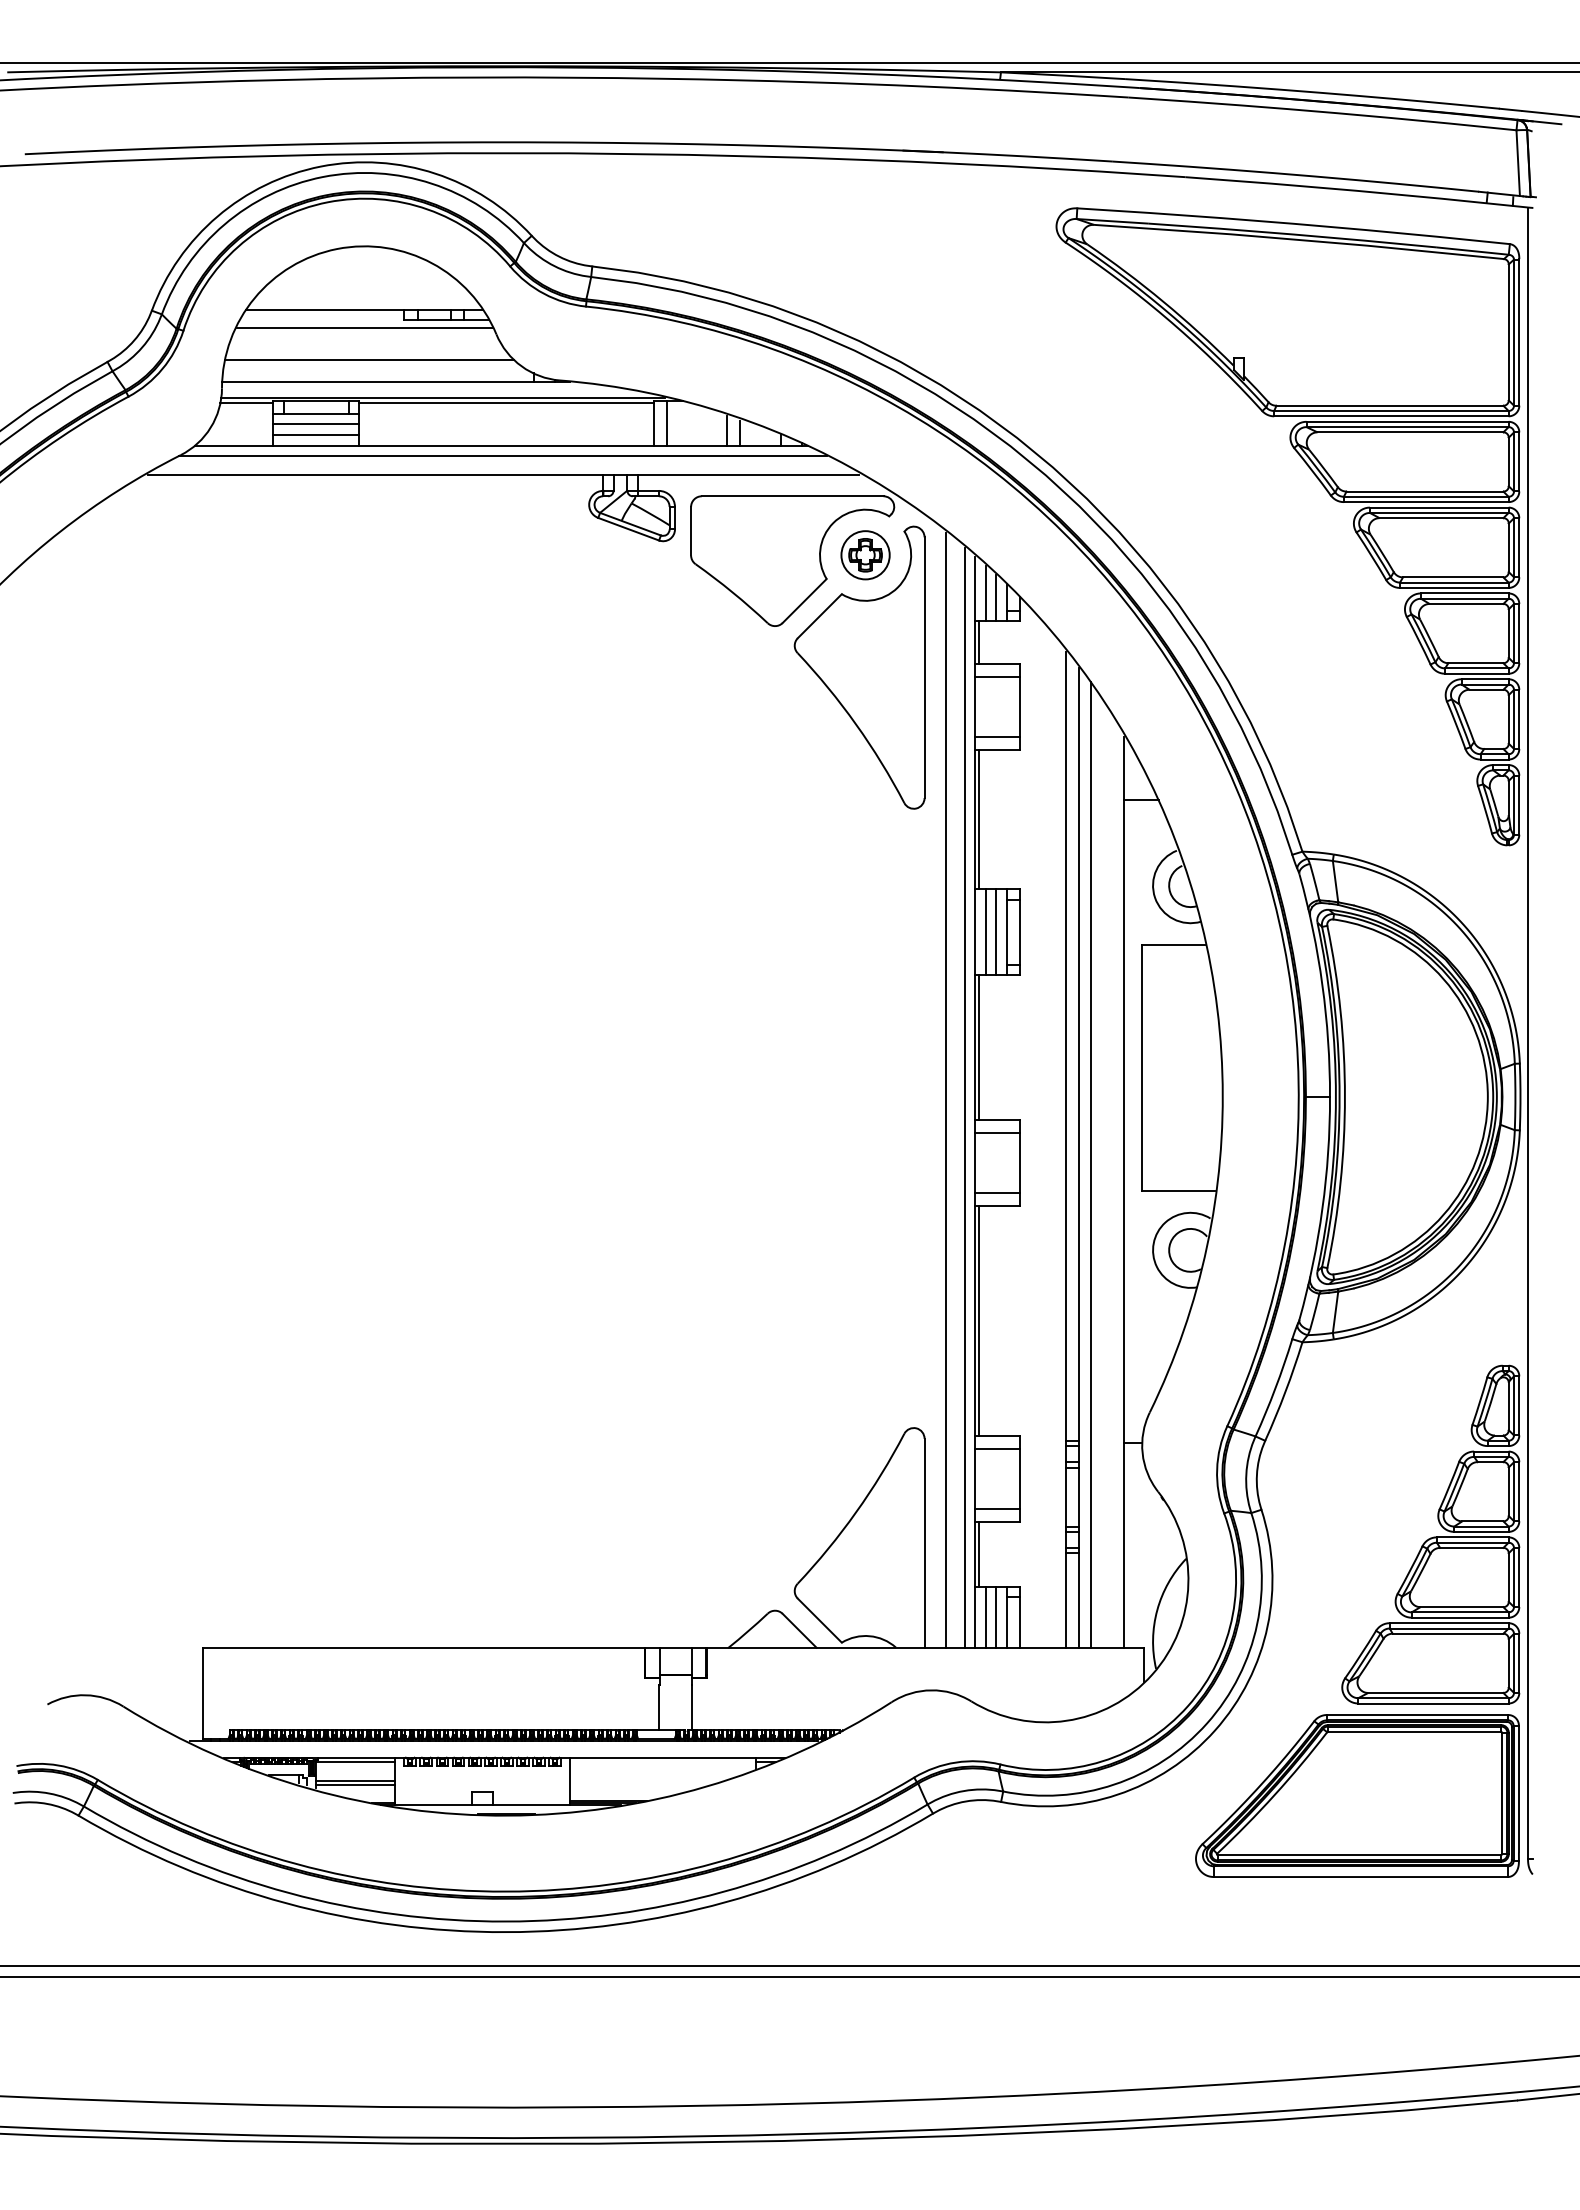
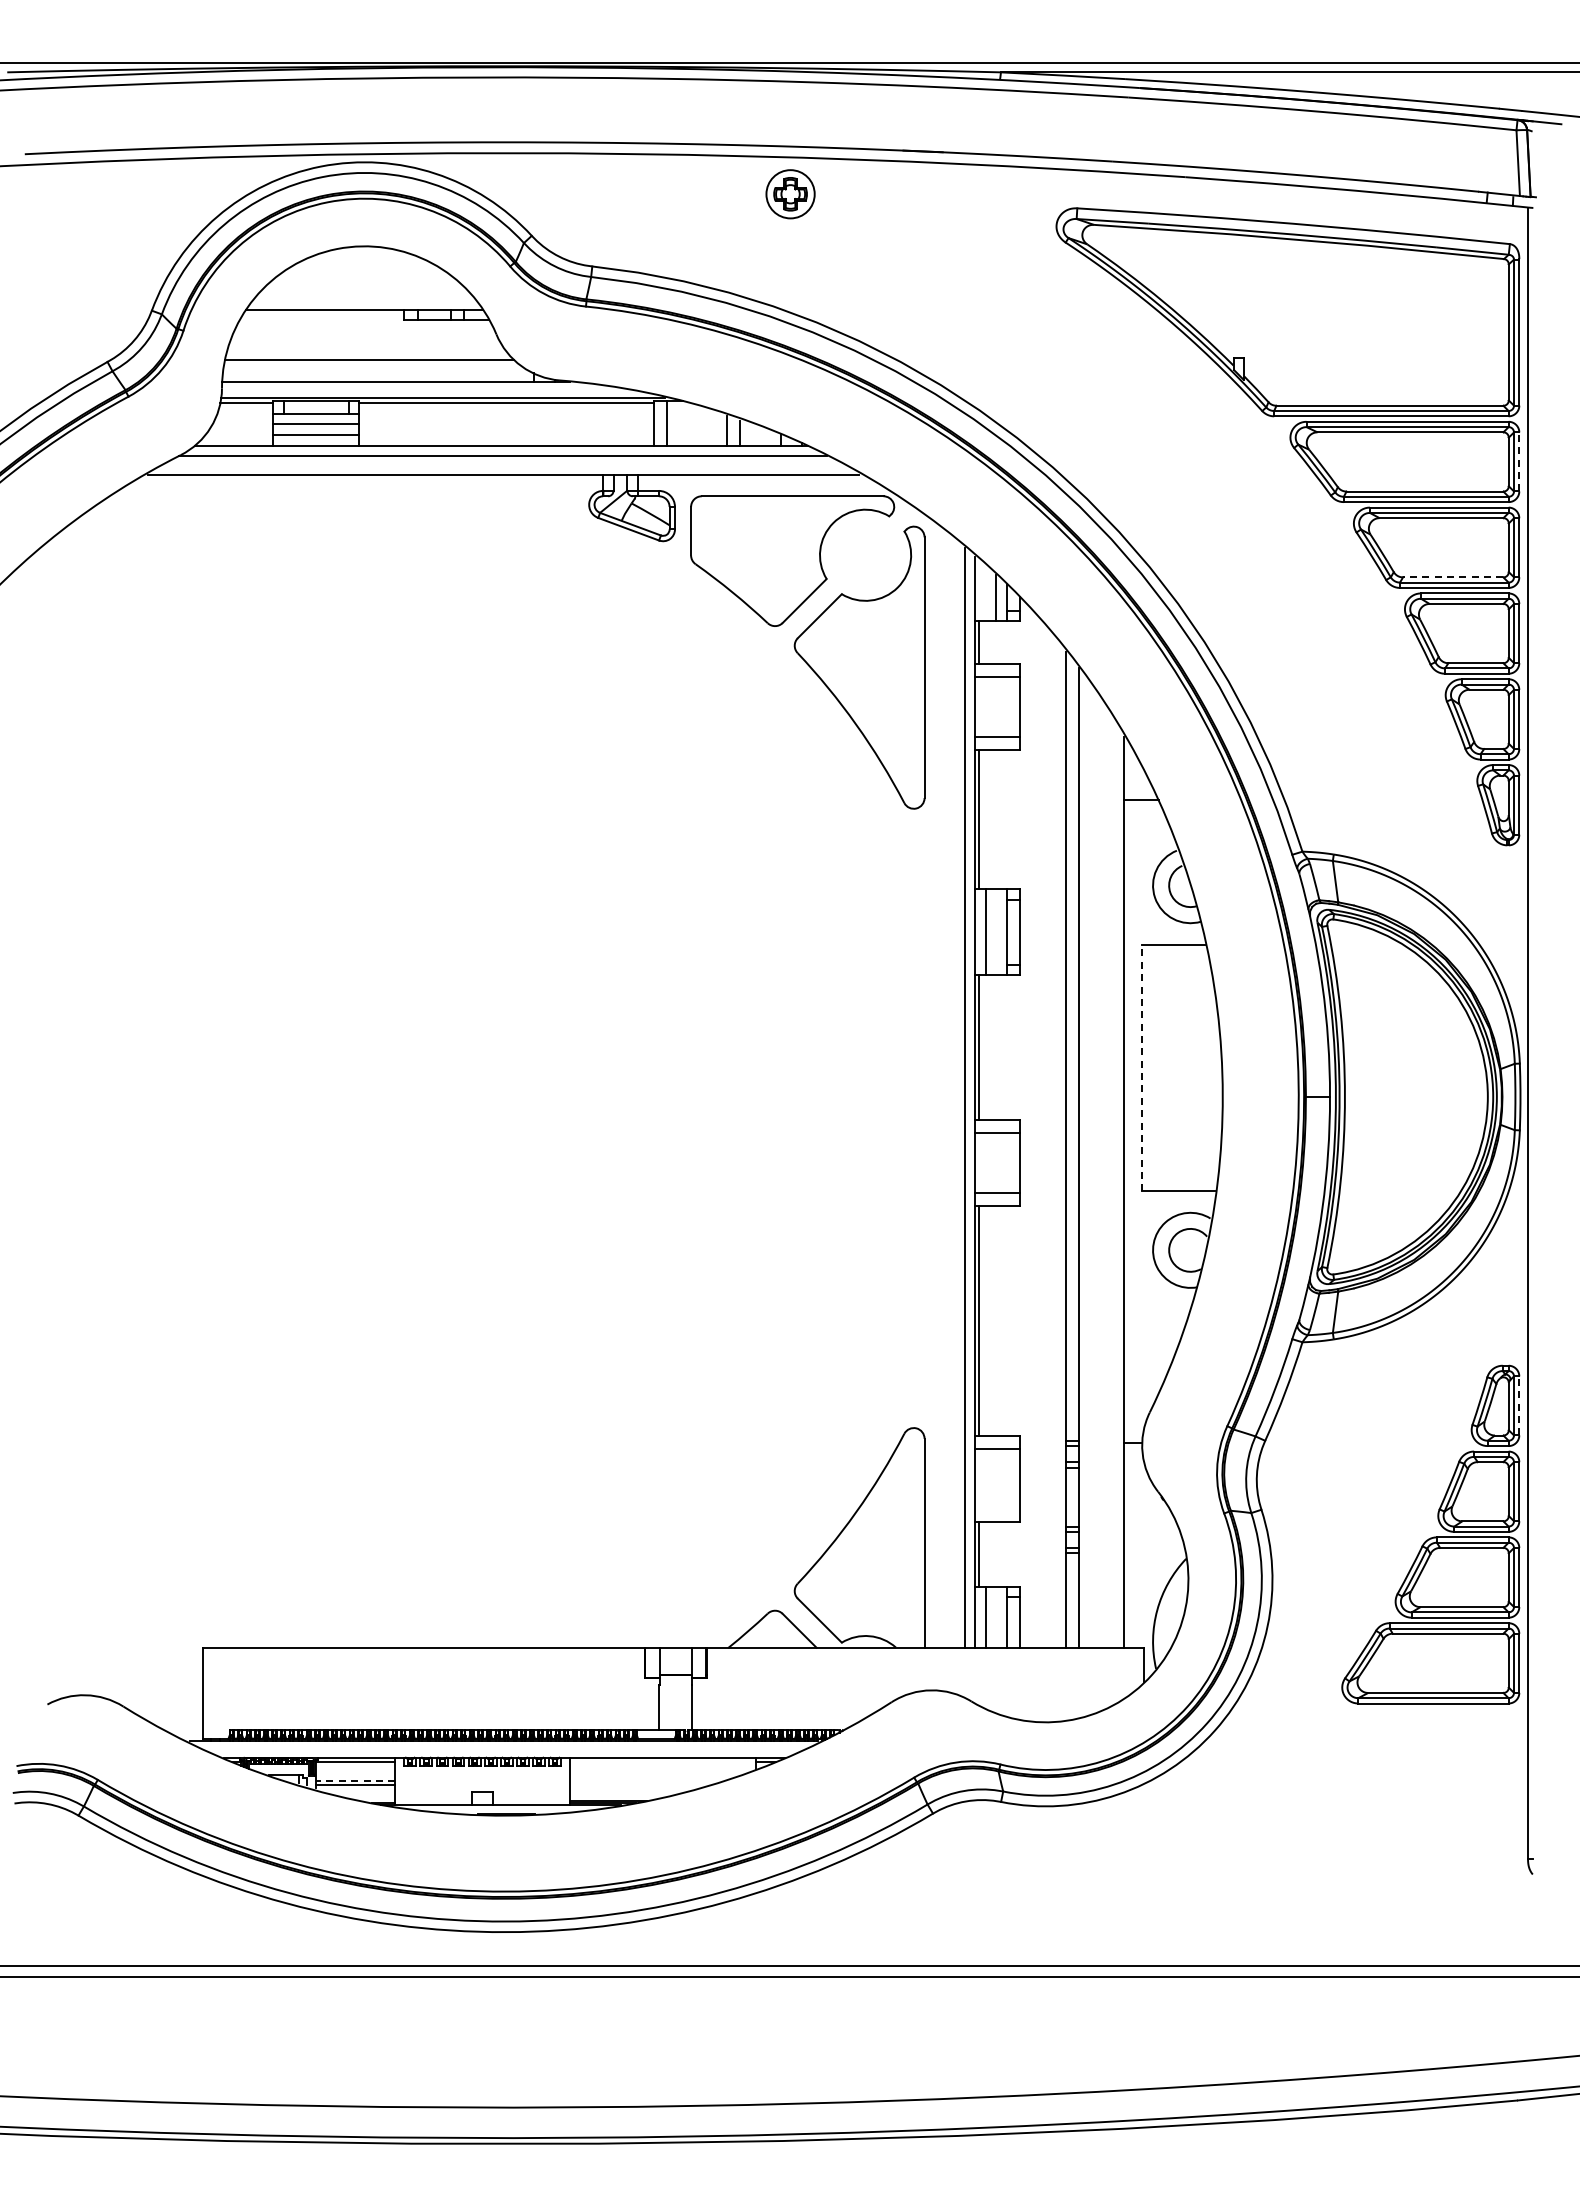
line: present -> none (364, 327)
line: solid -> dashed (1519, 461)
part position: (865, 555) -> (790, 194) (790, 194)
line: solid -> dashed (1452, 577)
line: present -> none (985, 593)
line: present -> none (996, 932)
line: solid -> dashed (1142, 1067)
line: present -> none (946, 1089)
line: present -> none (1091, 1164)
line: solid -> dashed (1519, 1405)
line: present -> none (997, 1509)
line: present -> none (996, 1616)
line: solid -> dashed (355, 1780)
part: present -> none (1357, 1795)
